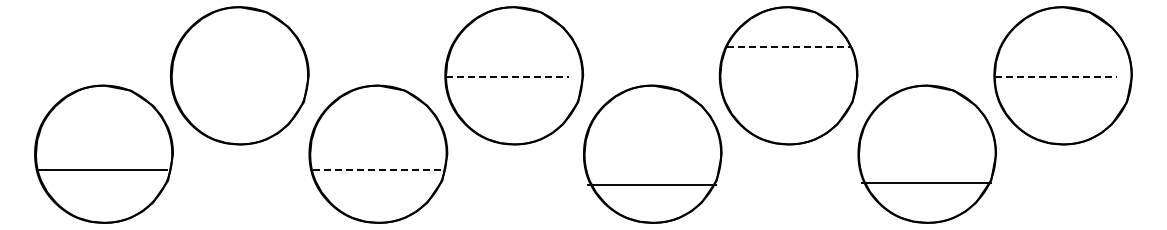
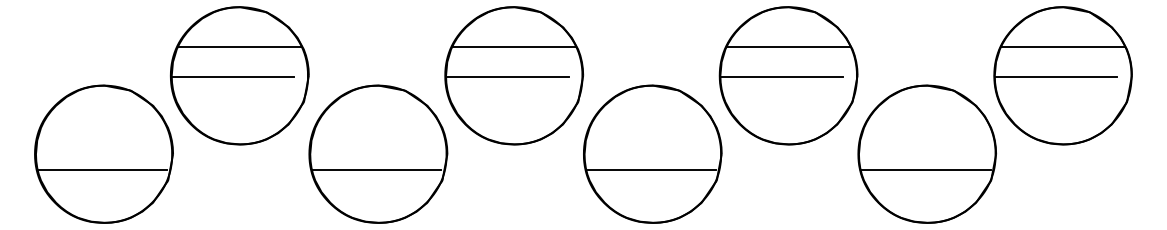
line: none -> present (239, 47)
line: none -> present (514, 47)
line: dashed -> solid (788, 47)
line: none -> present (1063, 47)
line: none -> present (232, 76)
line: dashed -> solid (507, 76)
line: none -> present (781, 76)
line: dashed -> solid (1056, 76)
line: dashed -> solid (376, 169)
line position: (926, 182) -> (926, 169) (926, 169)
line position: (651, 184) -> (651, 169) (651, 169)
